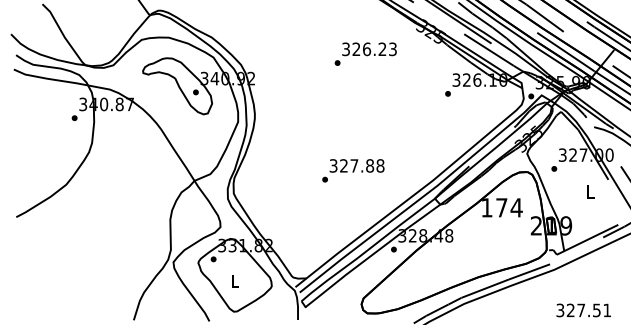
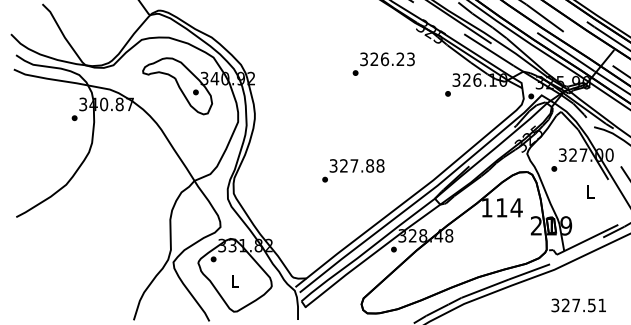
text position: (365, 53) -> (383, 63) (383, 63)
text: 174 -> 114 (501, 207)
text position: (583, 310) -> (578, 305) (578, 305)
